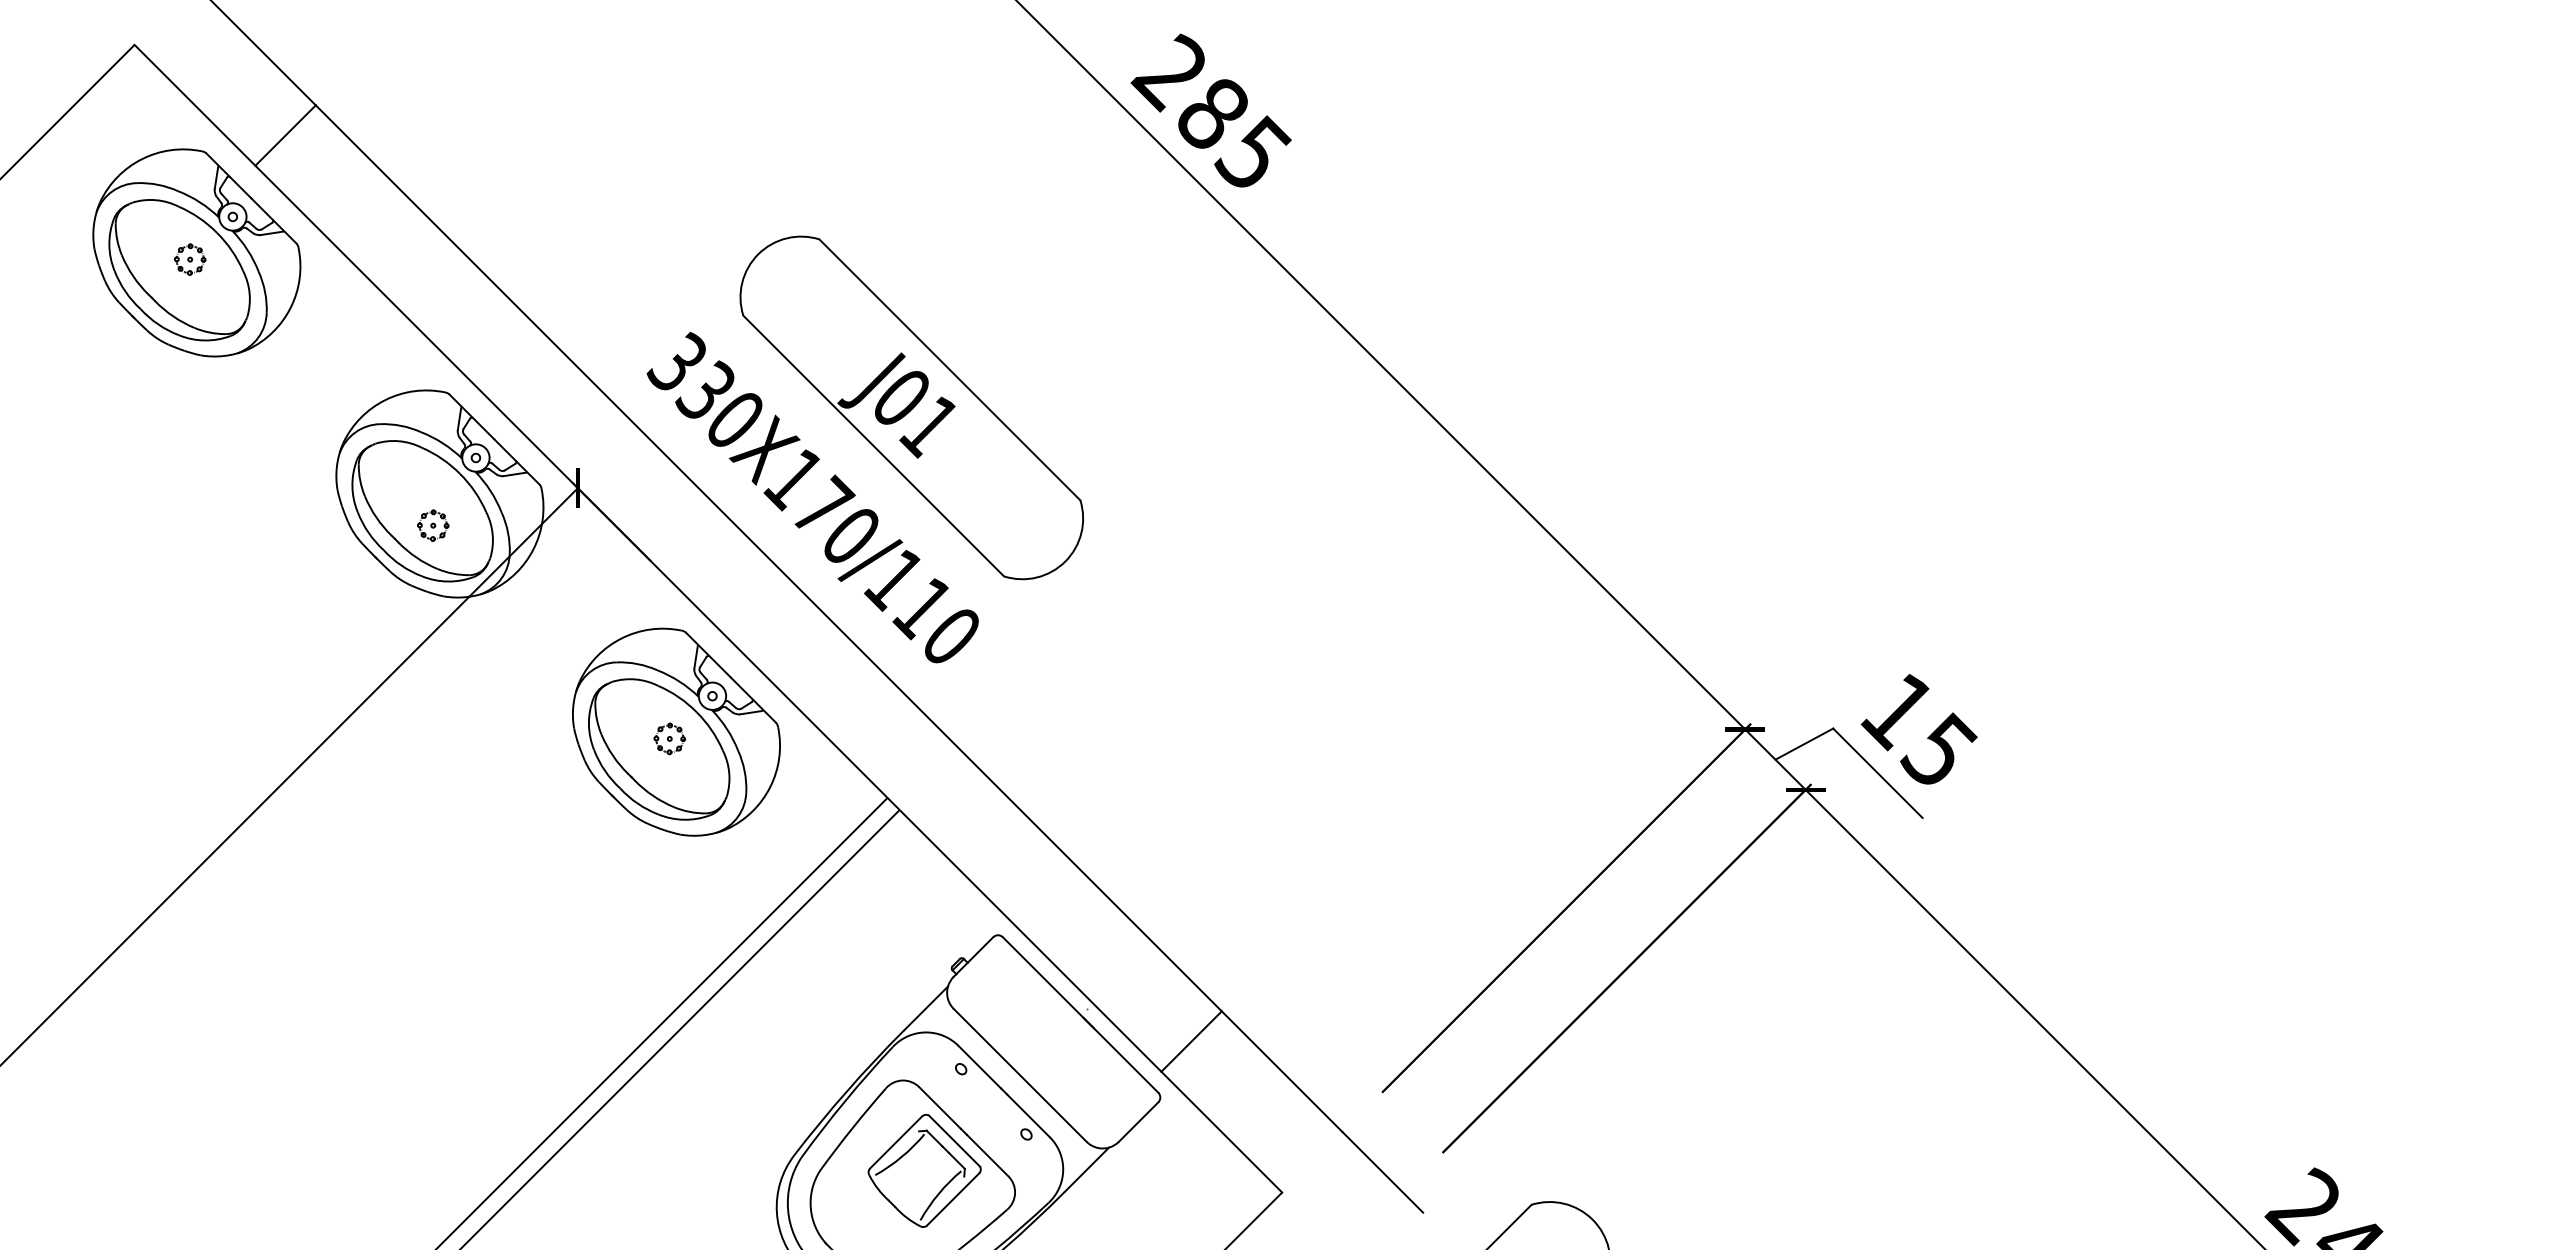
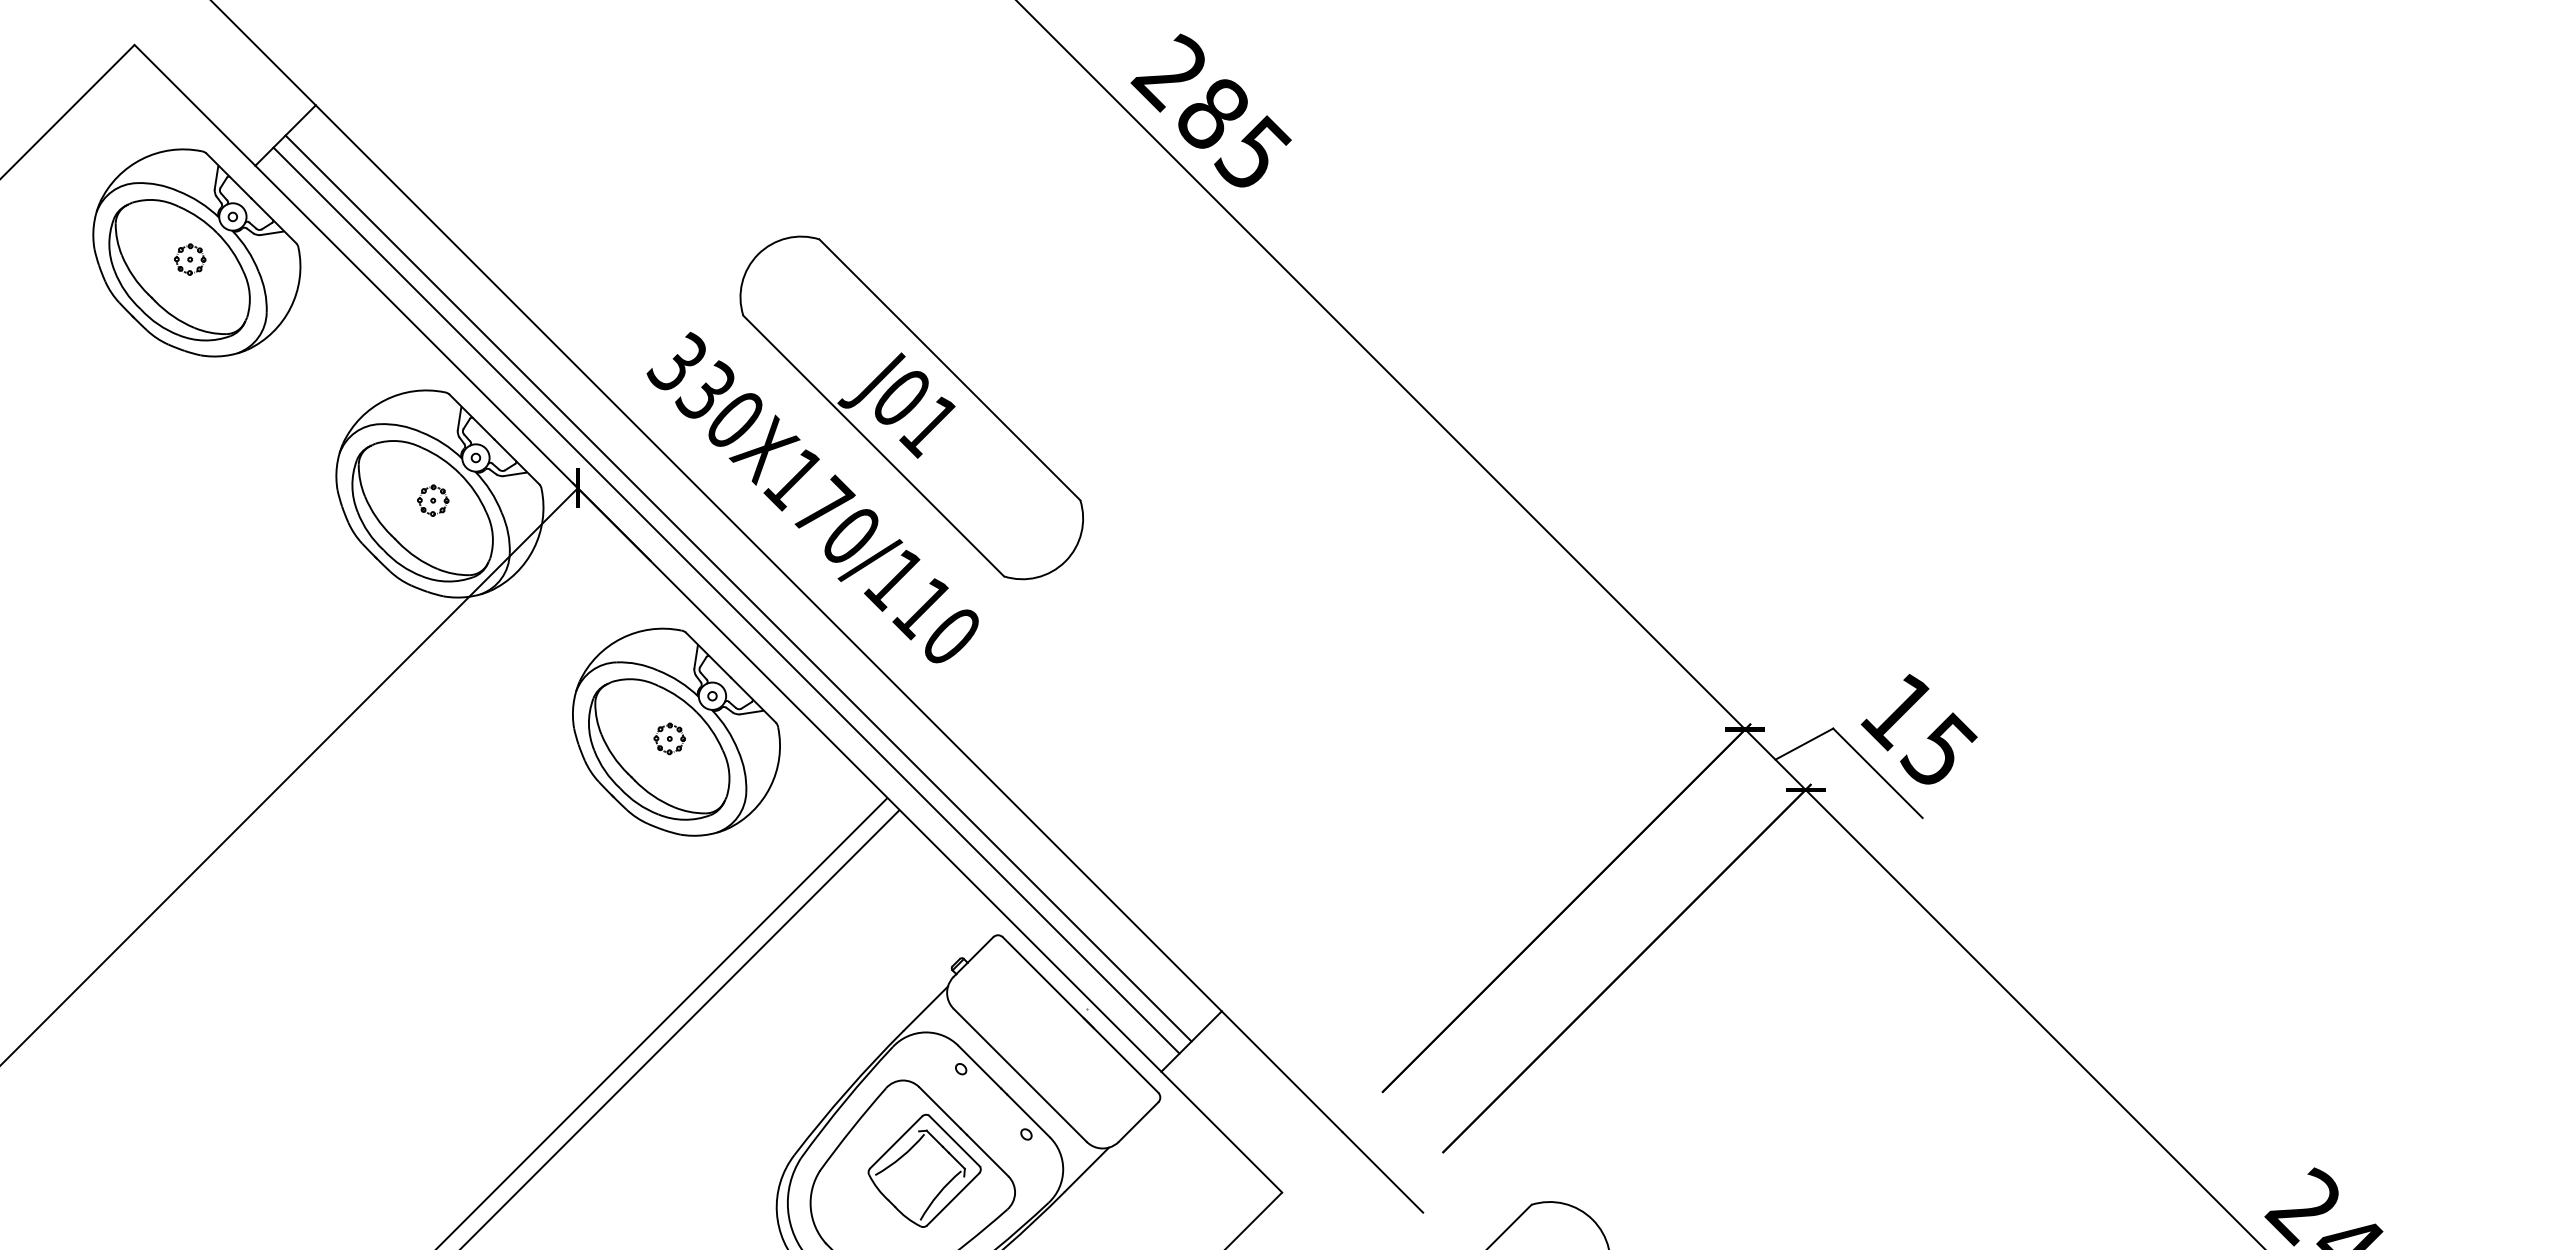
part position: (433, 525) -> (433, 500) (433, 500)
line: none -> present (738, 588)
line: none -> present (726, 600)
